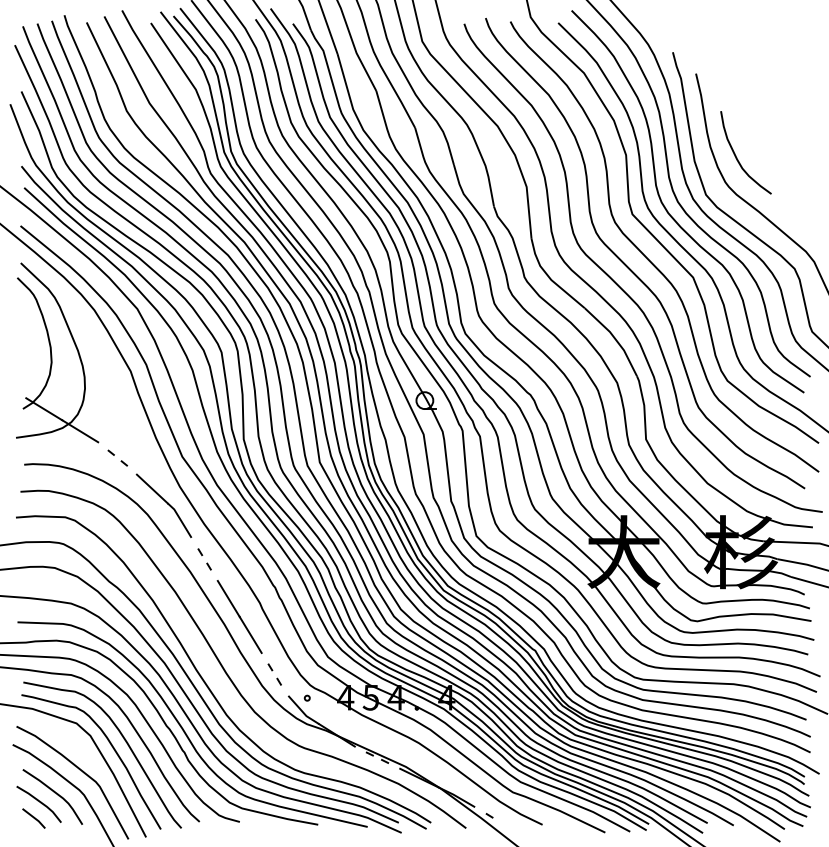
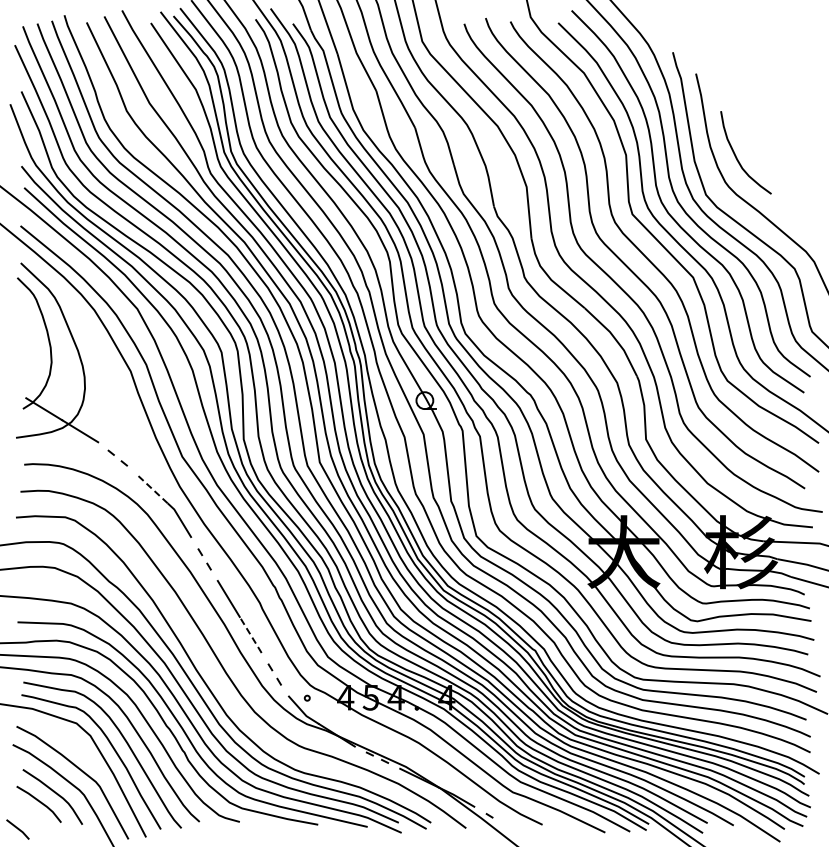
line: solid -> dashed (152, 488)
line: solid -> dashed (250, 634)
line position: (33, 818) -> (17, 829) (17, 829)
